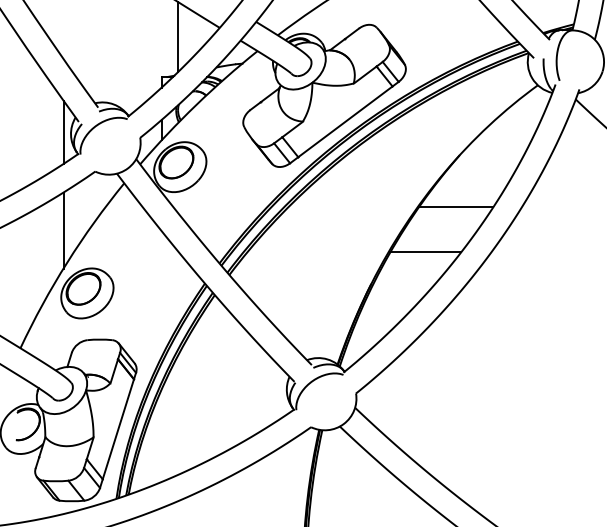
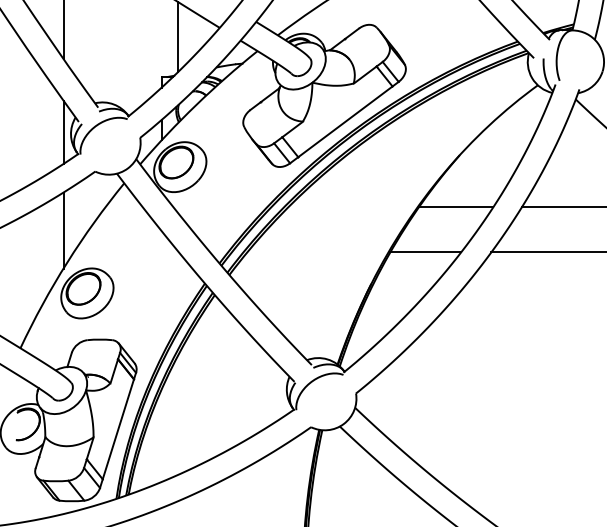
line: none -> present (63, 30)
line: none -> present (562, 207)
line: none -> present (547, 252)
